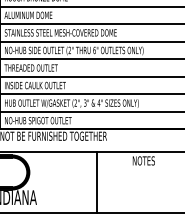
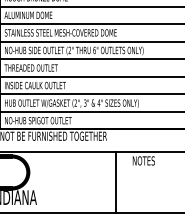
line position: (96, 182) -> (115, 182) (115, 182)
